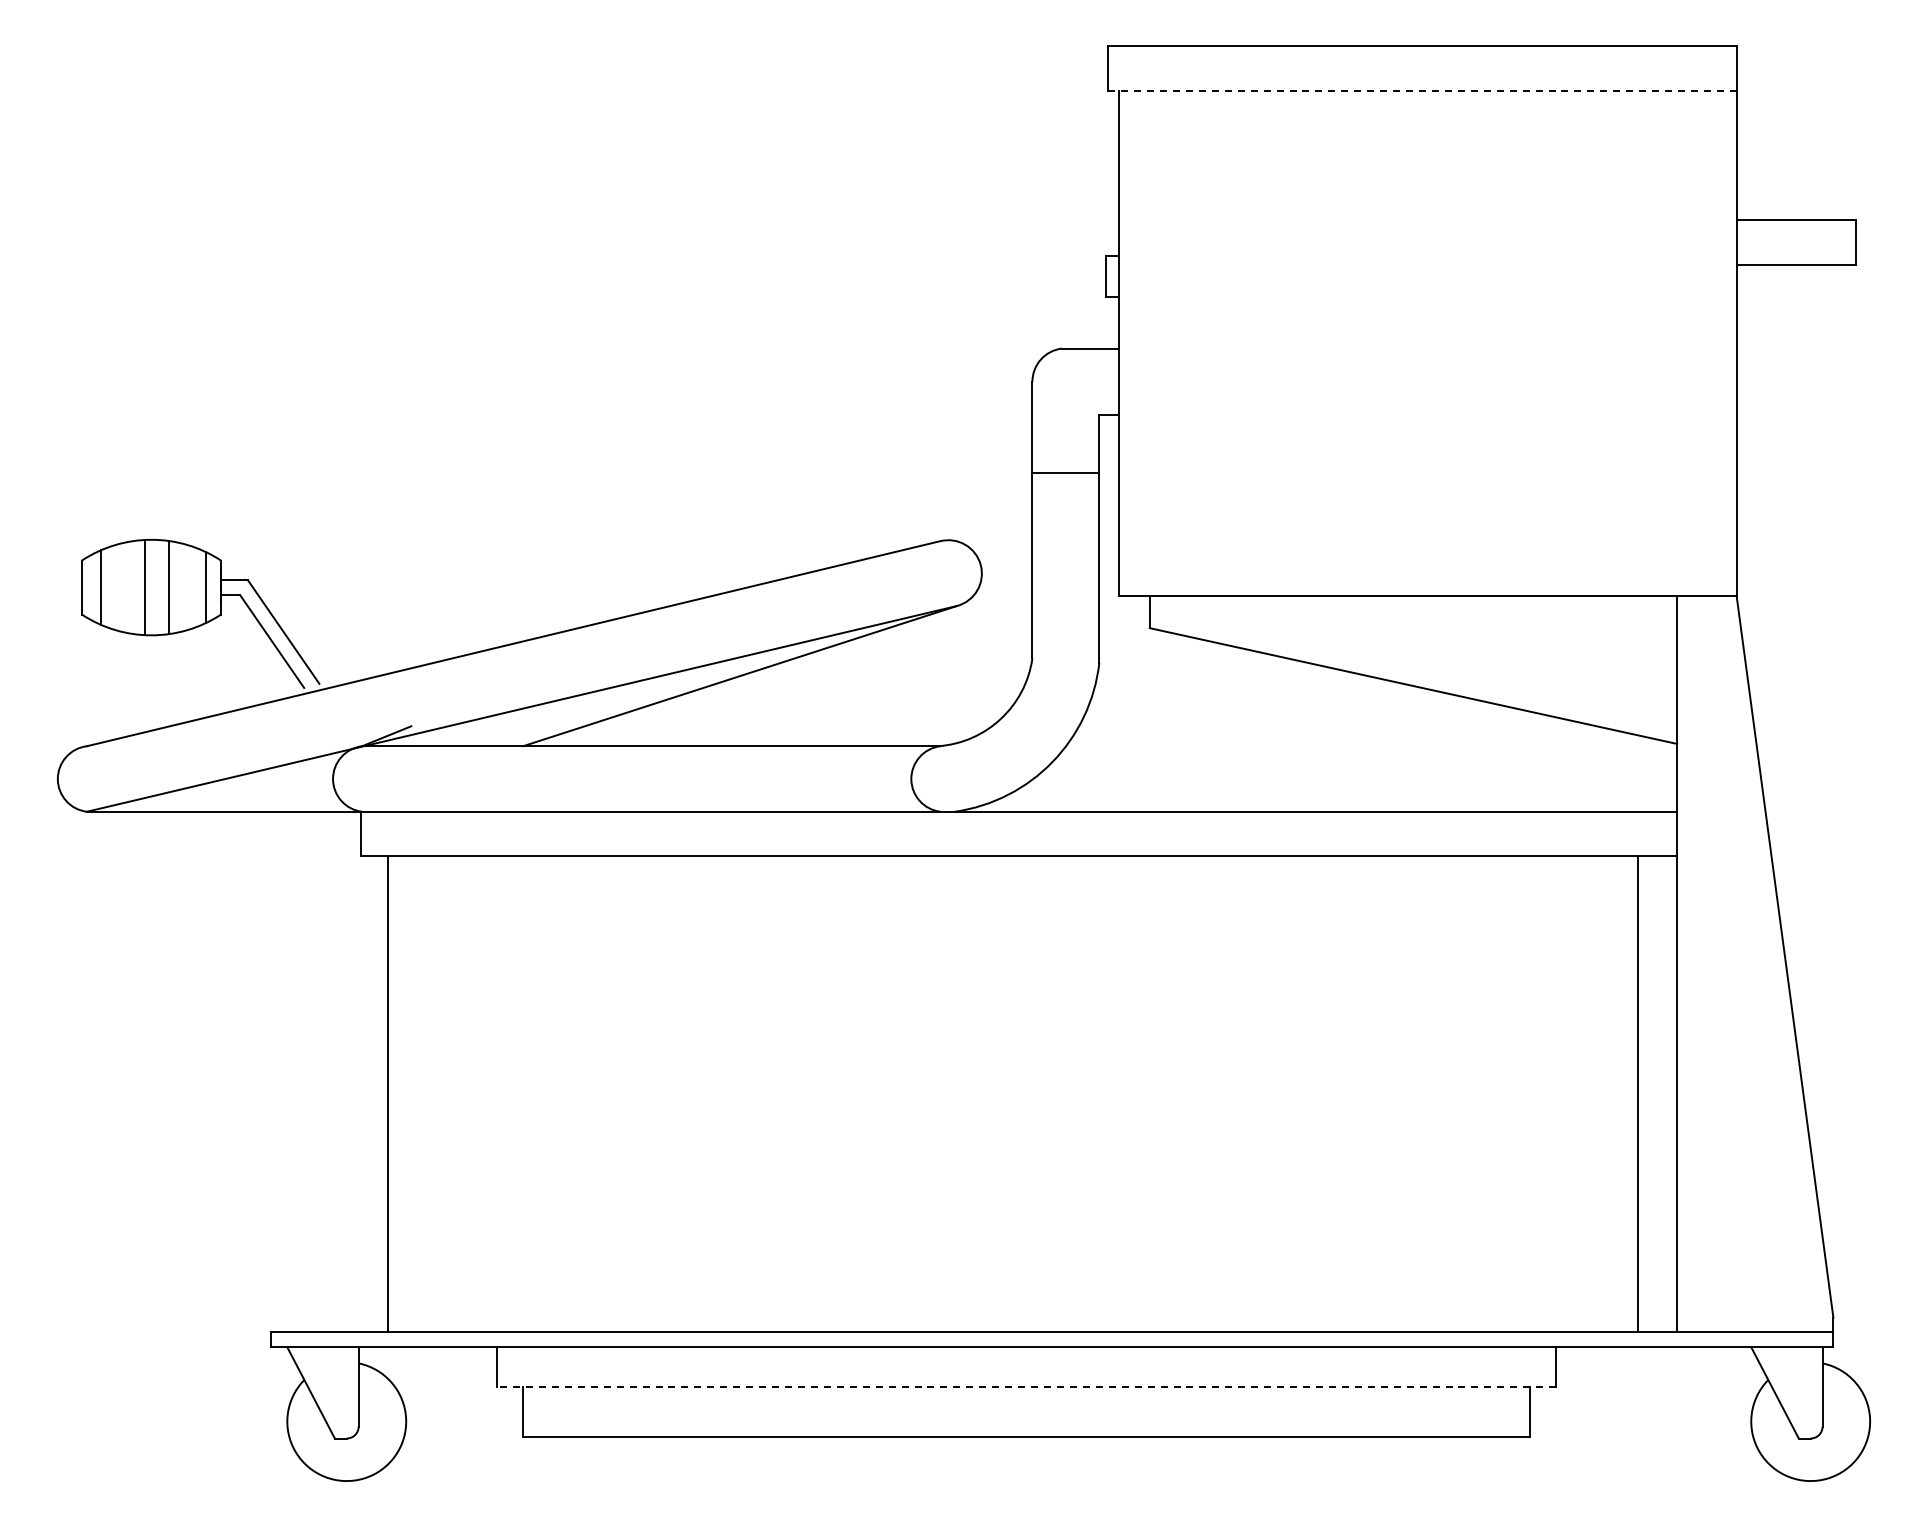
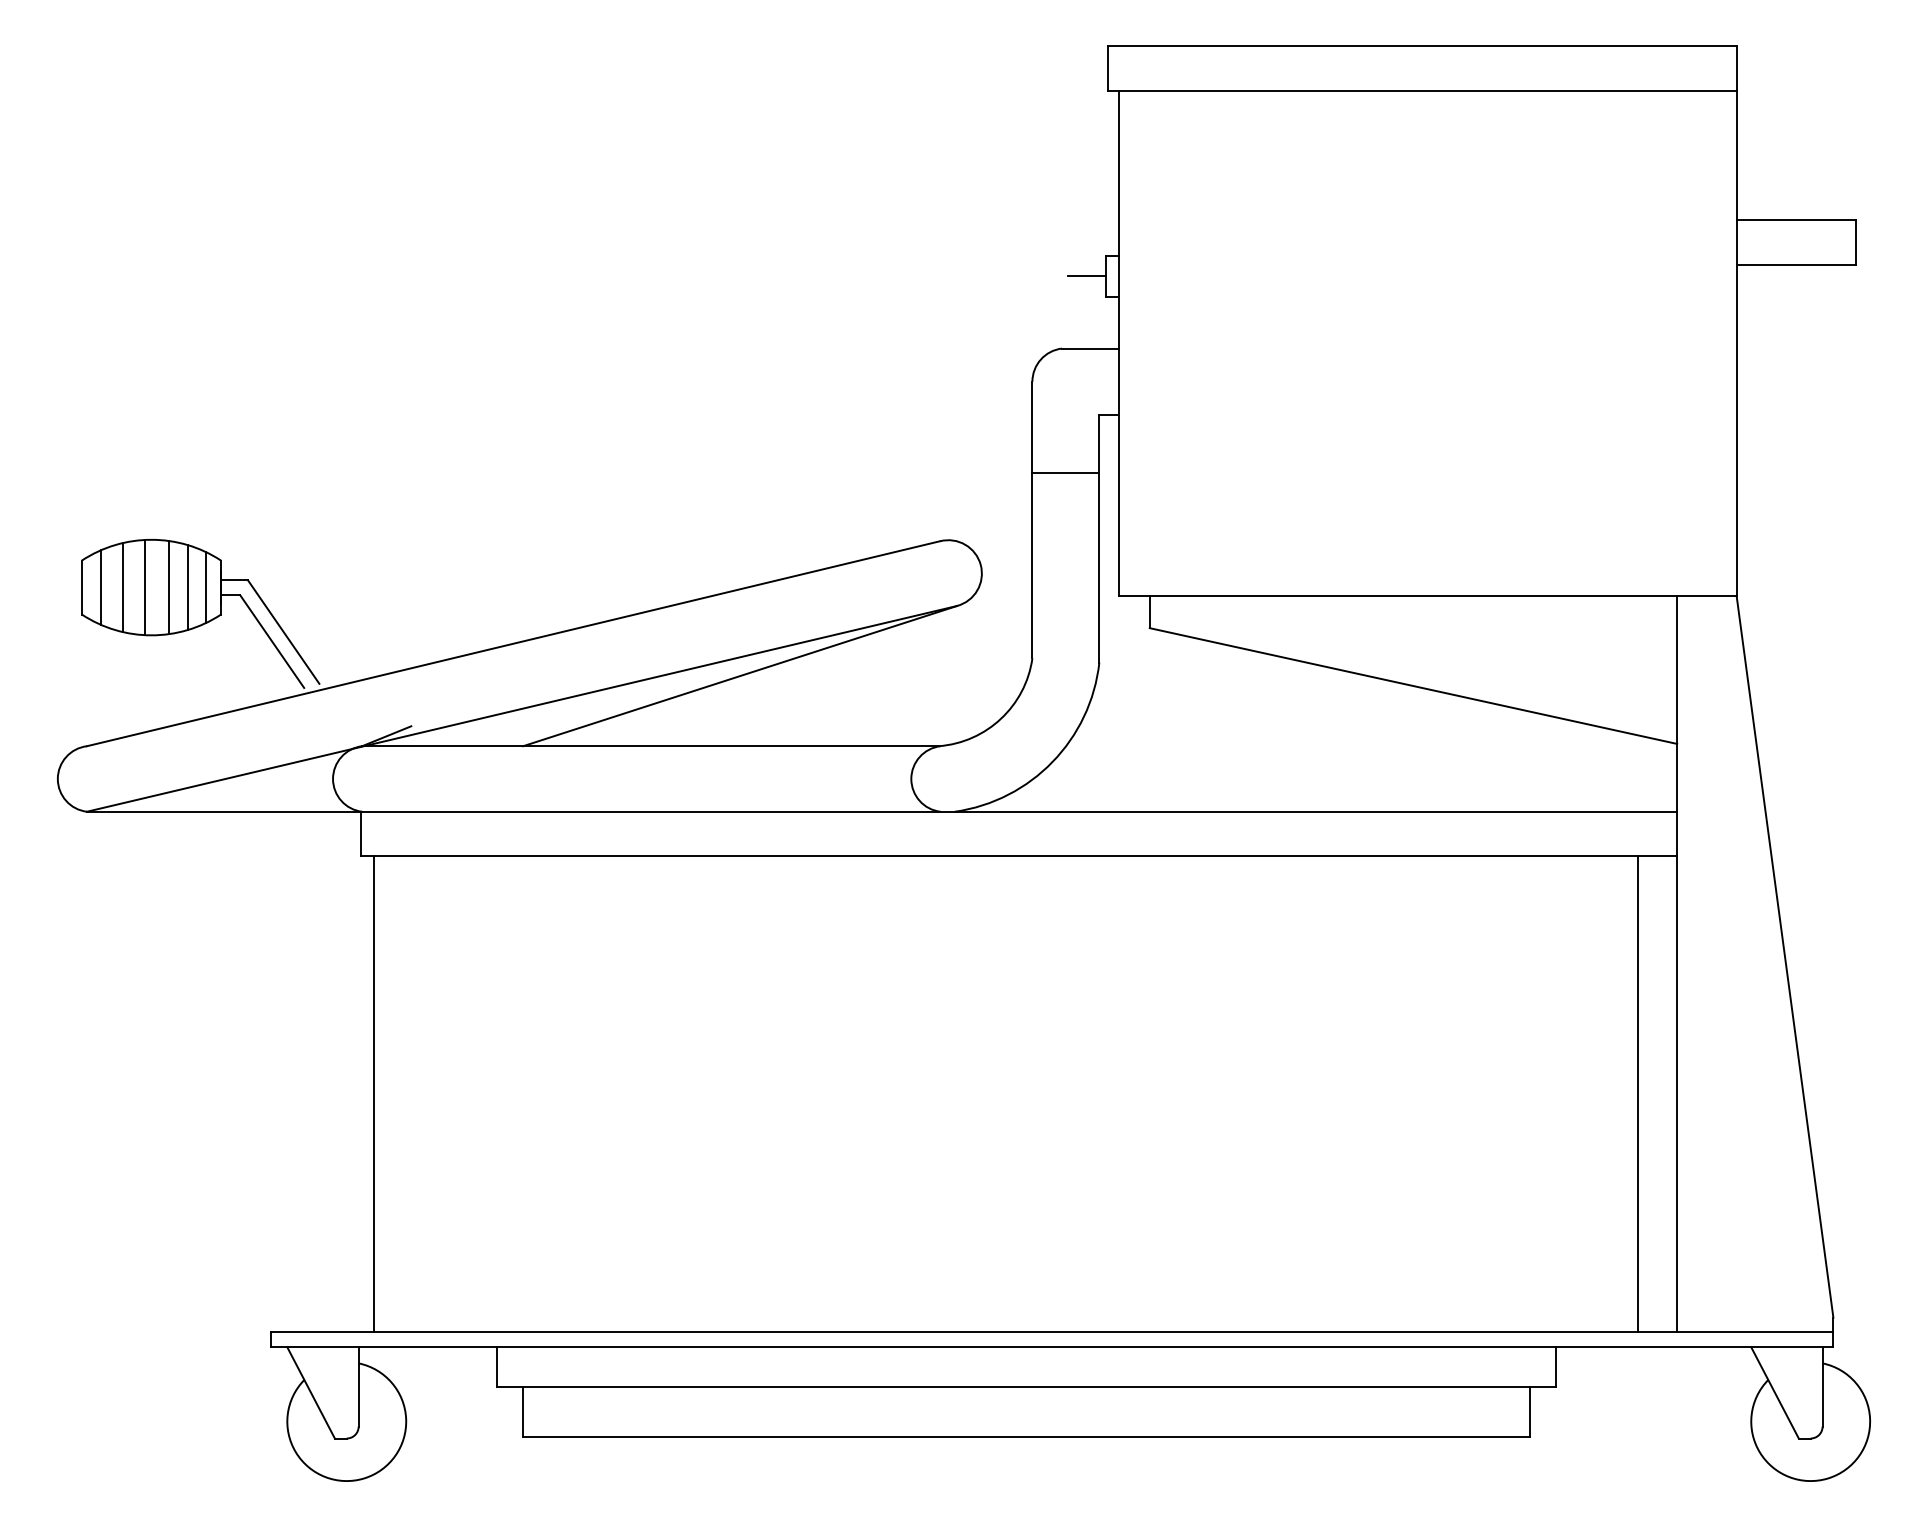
line: dashed -> solid (1422, 90)
line: none -> present (1086, 276)
line: none -> present (122, 587)
line: none -> present (187, 587)
line position: (387, 1094) -> (373, 1094) (373, 1094)
line: dashed -> solid (1026, 1387)
